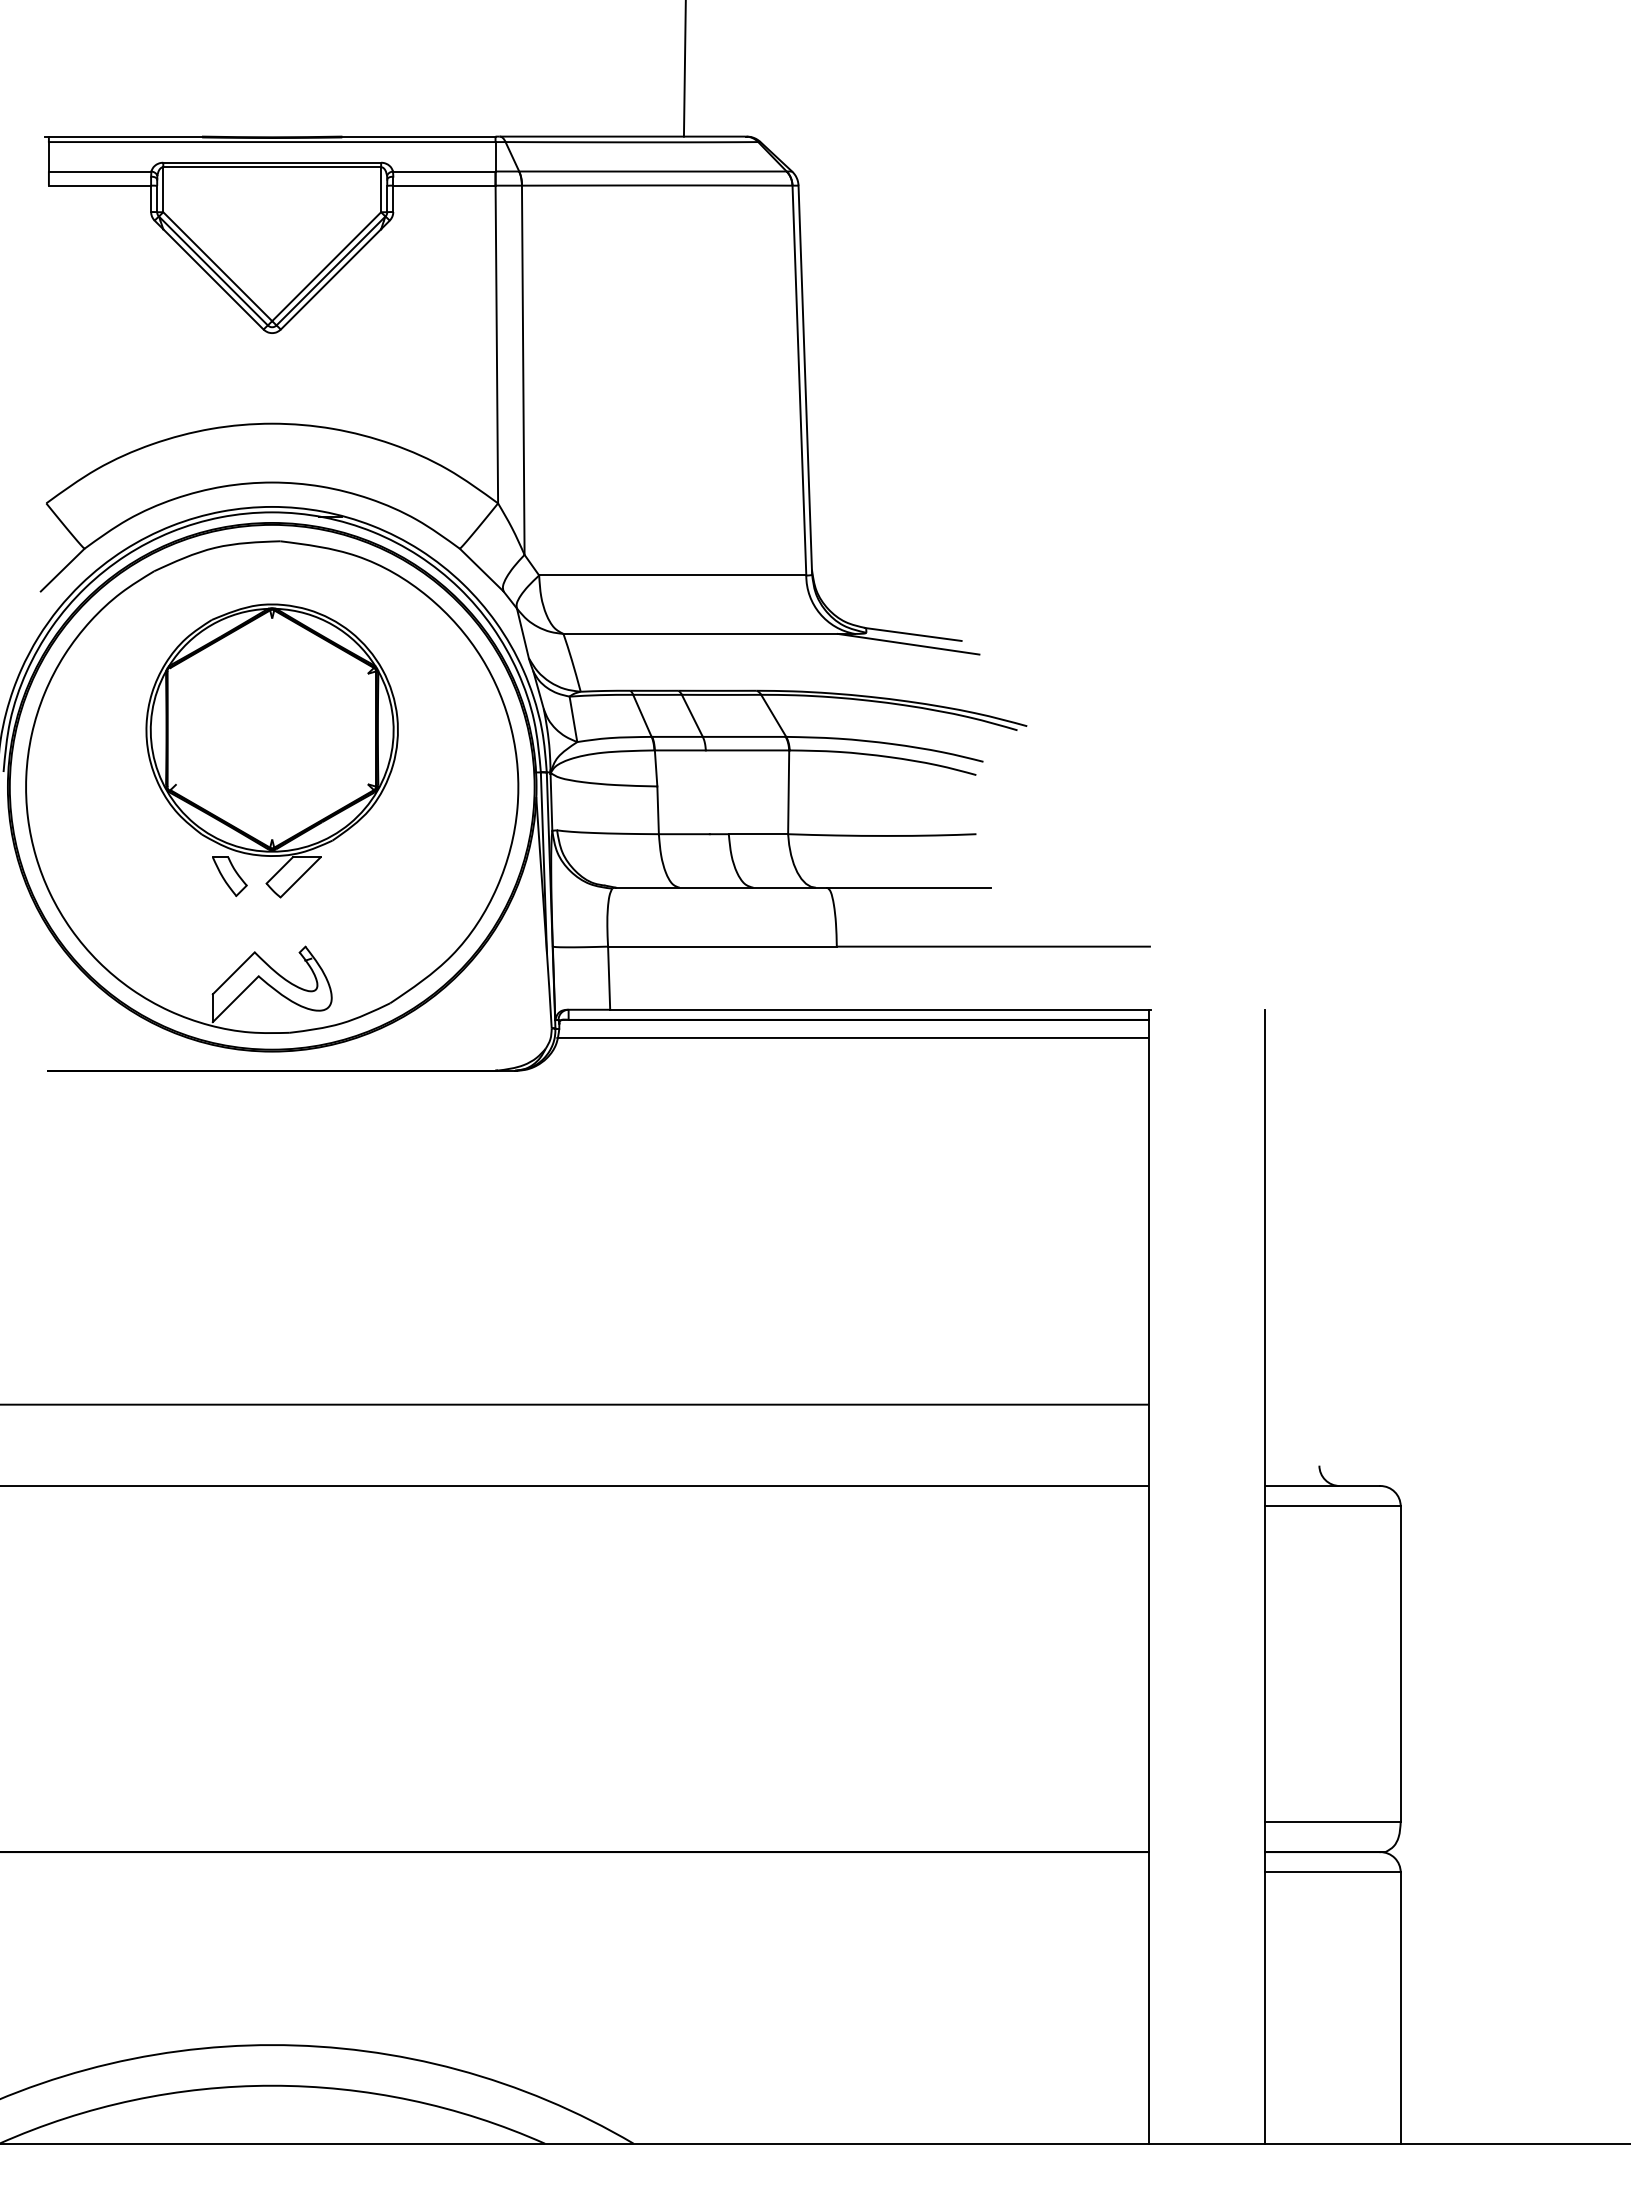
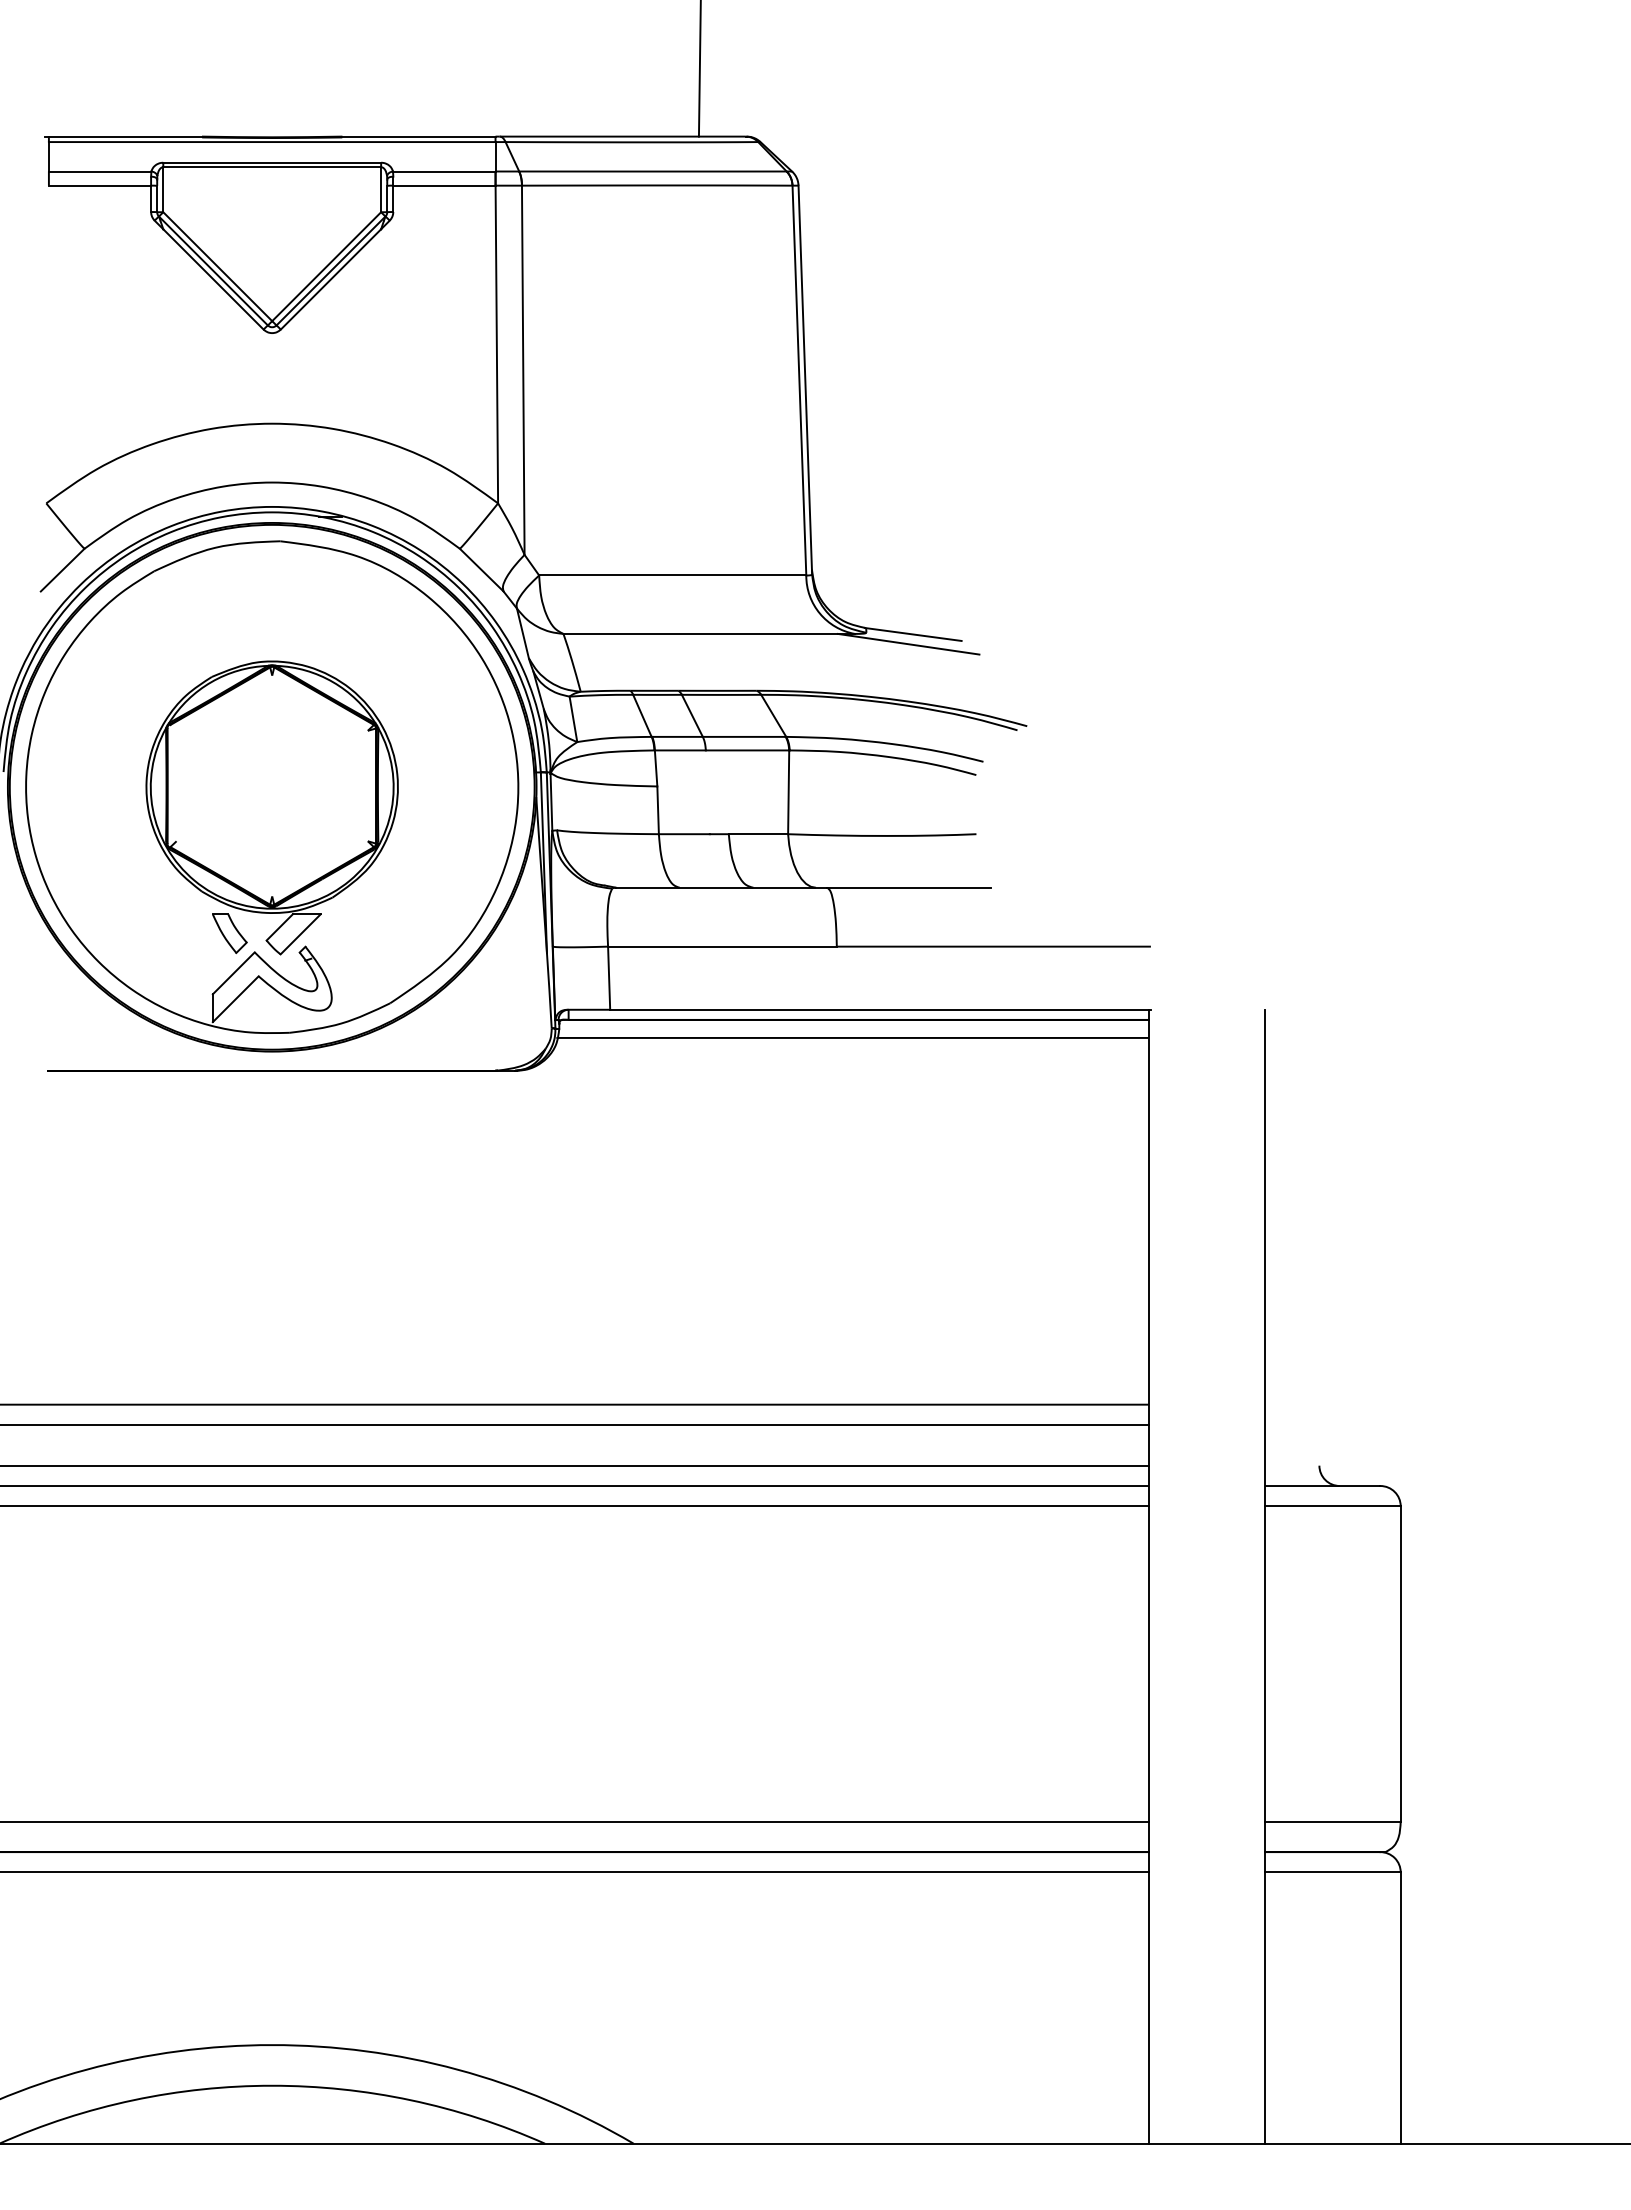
line position: (684, 69) -> (699, 69) (699, 69)
part position: (271, 750) -> (271, 807) (271, 807)
line: none -> present (575, 1425)
line: none -> present (575, 1465)
line: none -> present (575, 1506)
line: none -> present (575, 1821)
line: none -> present (575, 1872)
